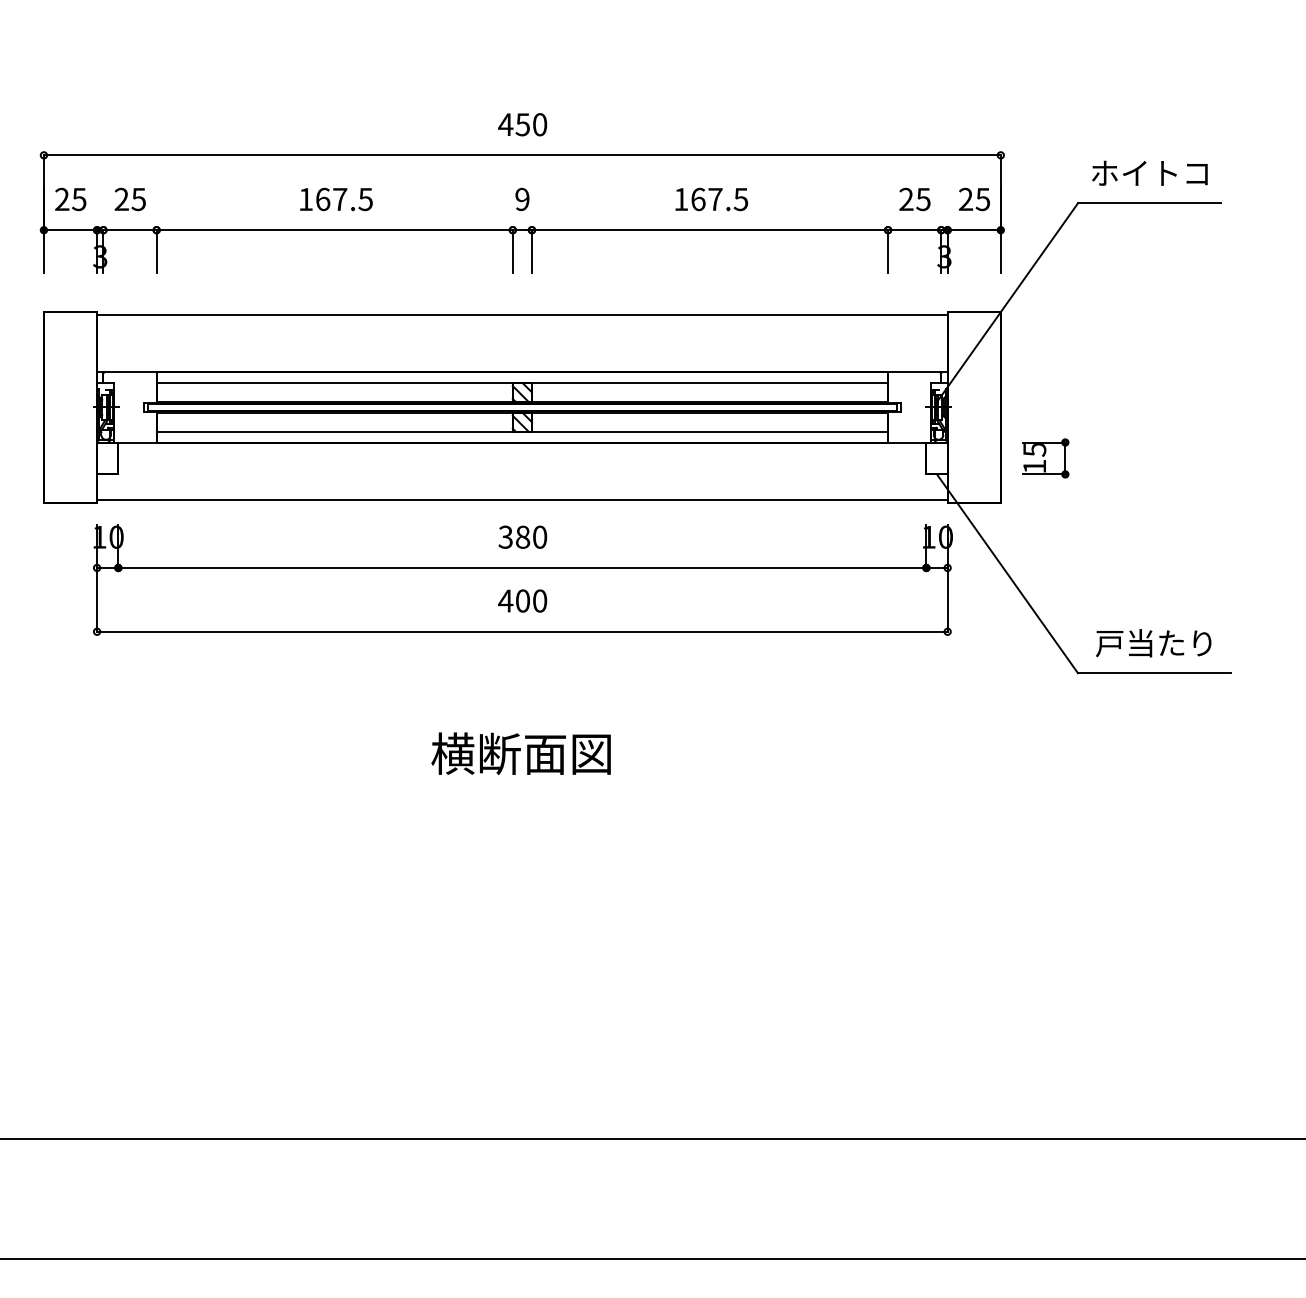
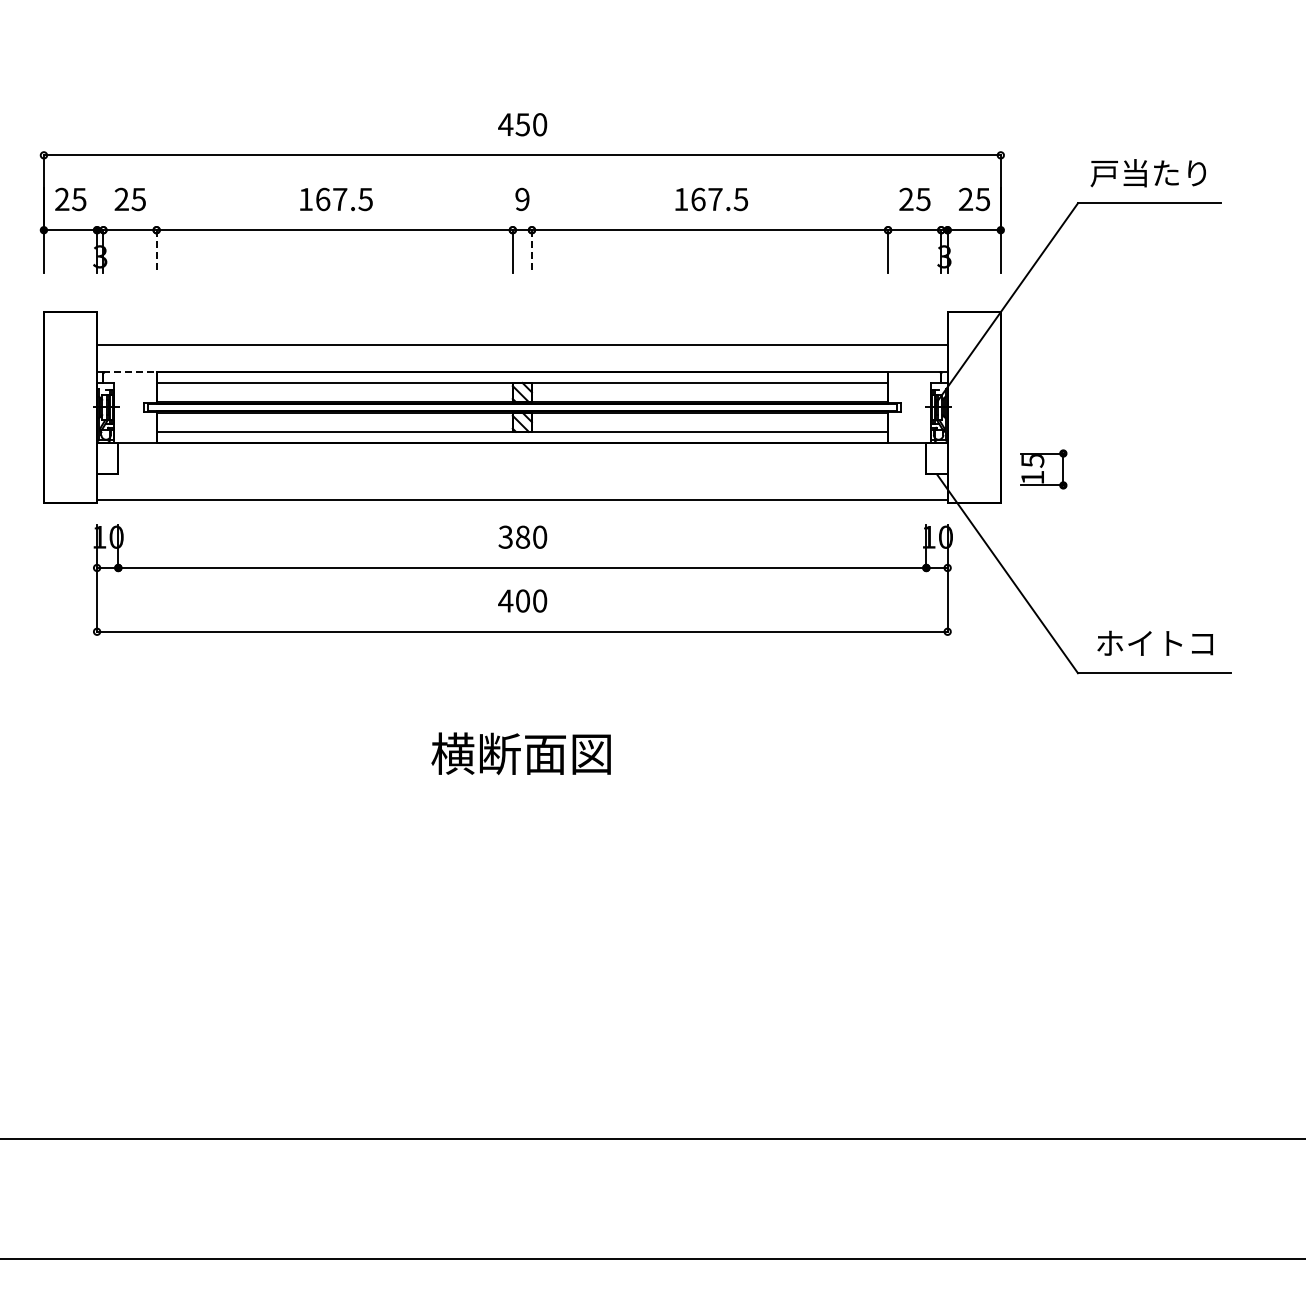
text: ホイトコ -> 戸当たり (1148, 173)
line: solid -> dashed (156, 251)
line: solid -> dashed (531, 251)
line position: (522, 314) -> (522, 344) (522, 344)
line: solid -> dashed (130, 372)
part position: (1045, 458) -> (1043, 469) (1043, 469)
text: 戸当たり -> ホイトコ (1154, 643)
